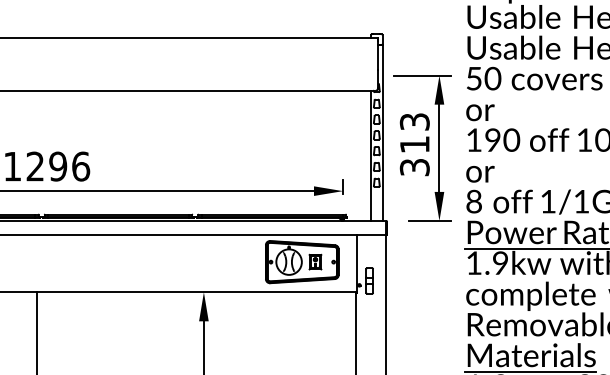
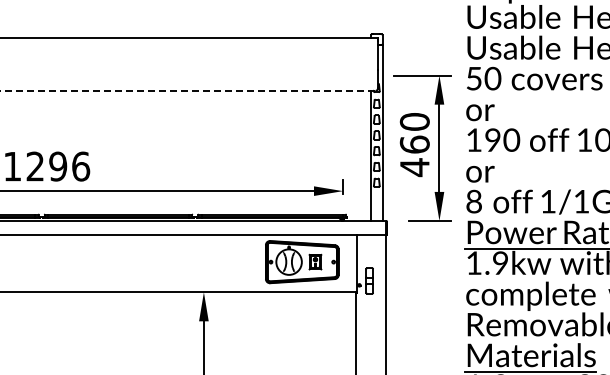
line: solid -> dashed (187, 90)
text: 313 -> 460 (414, 145)
line: present -> none (37, 331)
